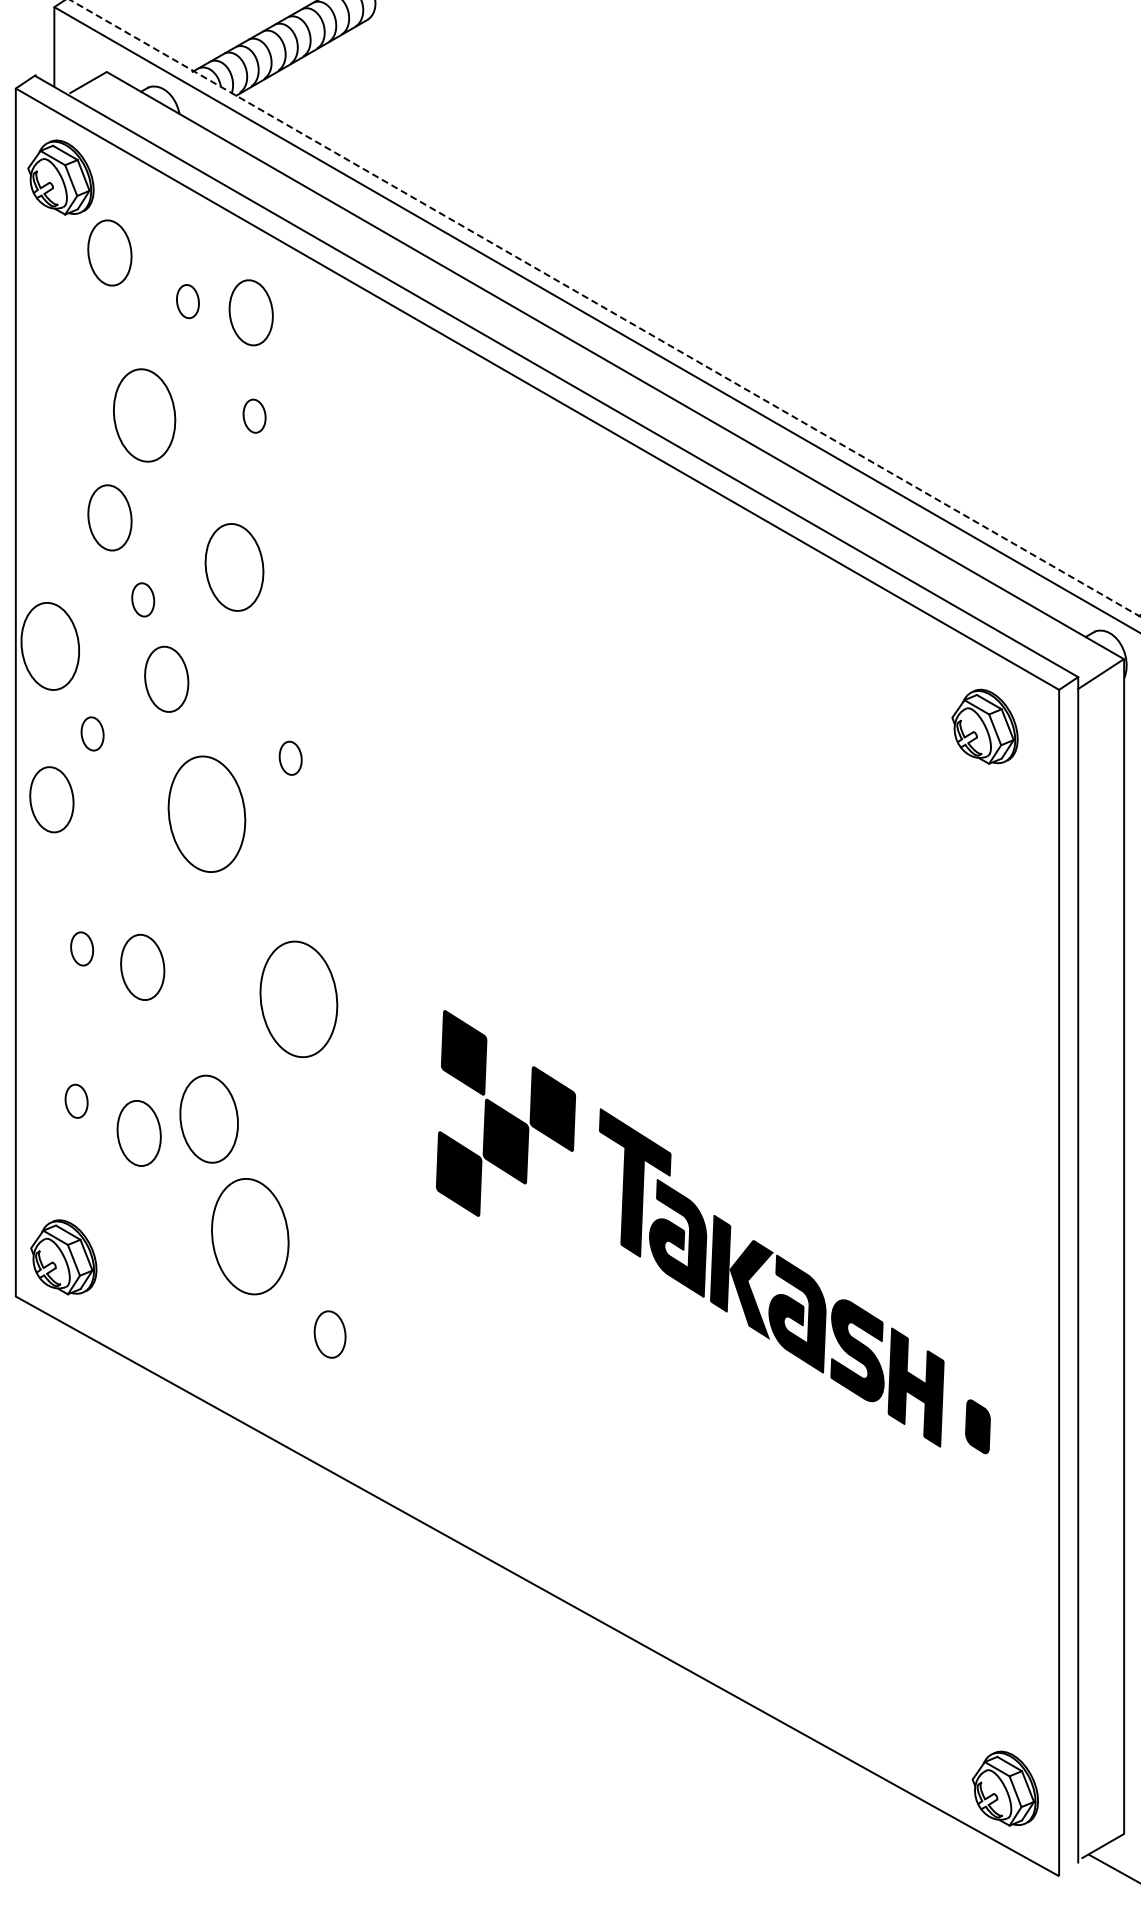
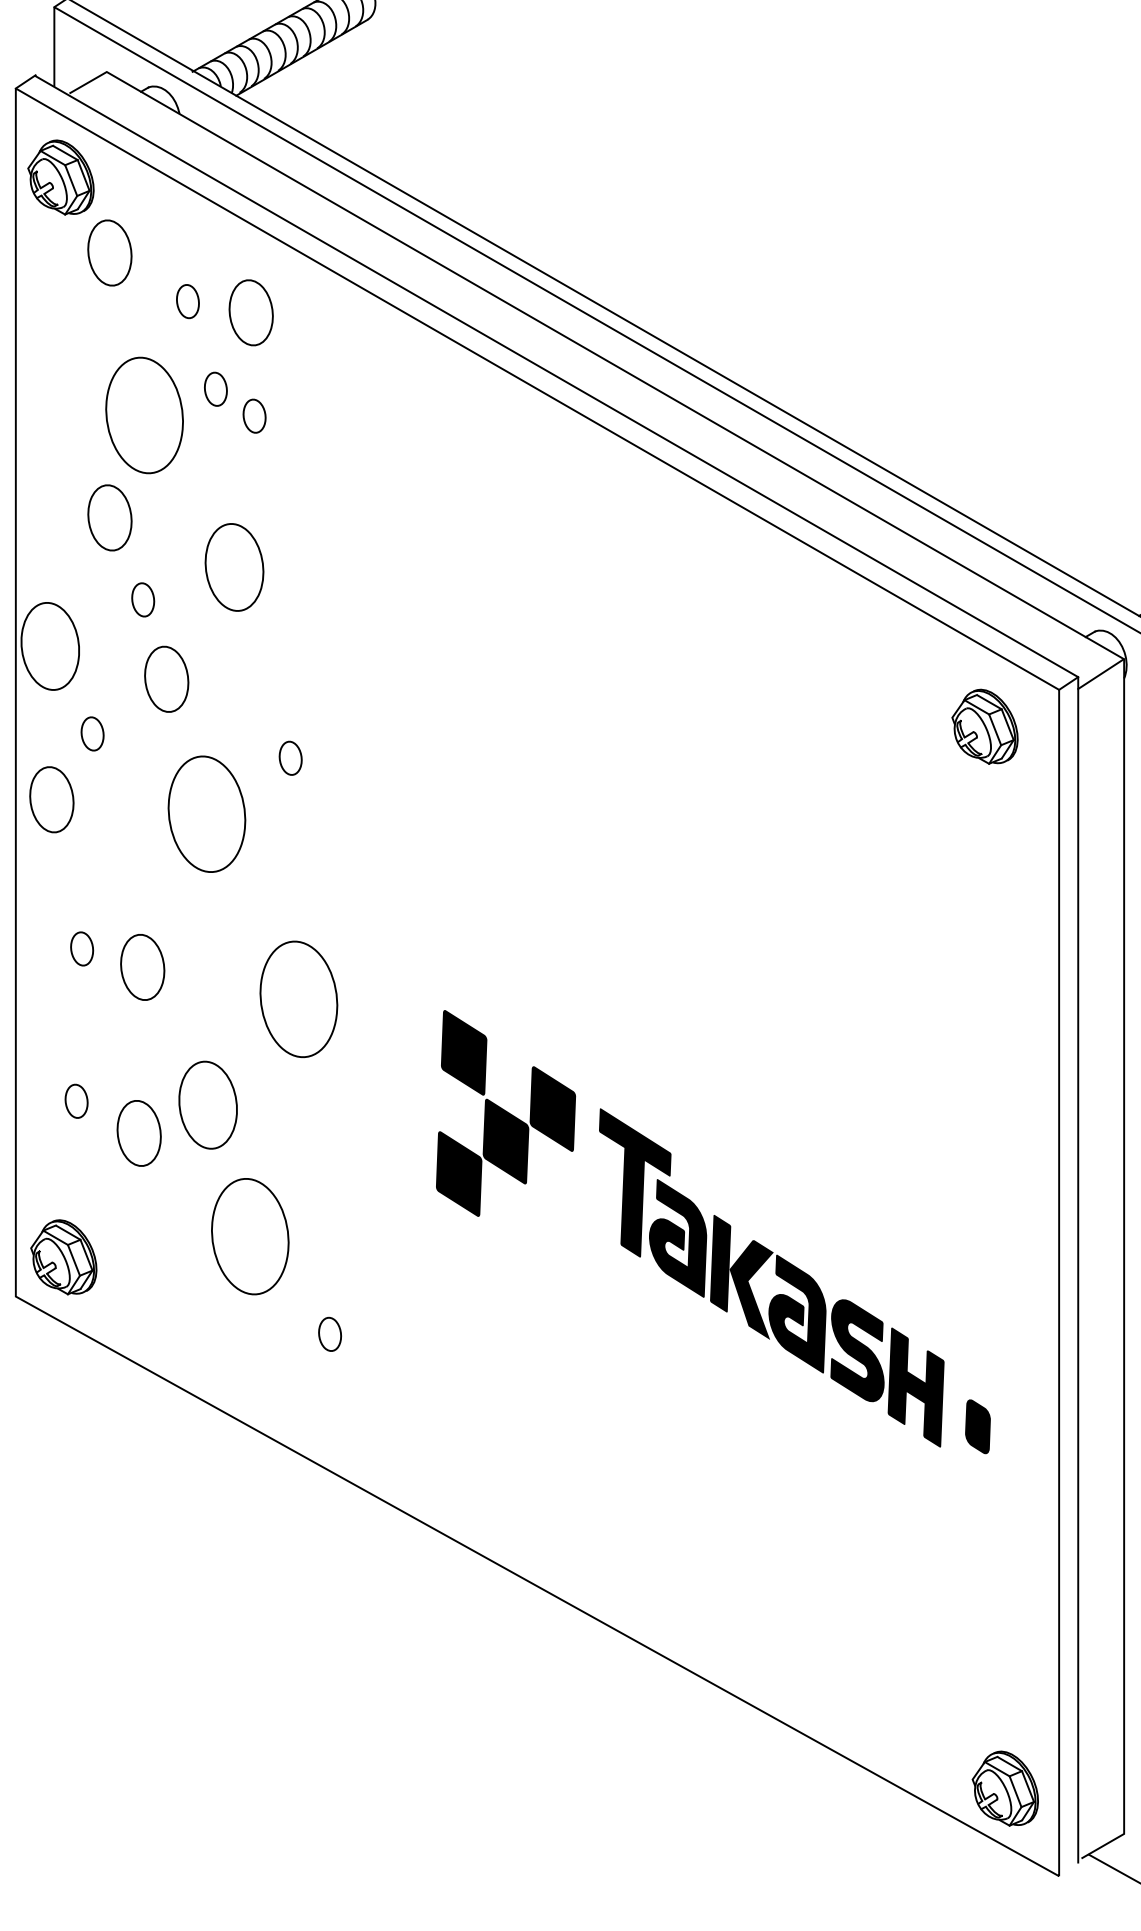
line: dashed -> solid (606, 308)
part: none -> present (215, 388)
part size: 64x95 px -> 79x119 px (144, 415)
part position: (208, 1118) -> (207, 1104) (207, 1104)
part size: 34x49 px -> 24x36 px (329, 1333)
